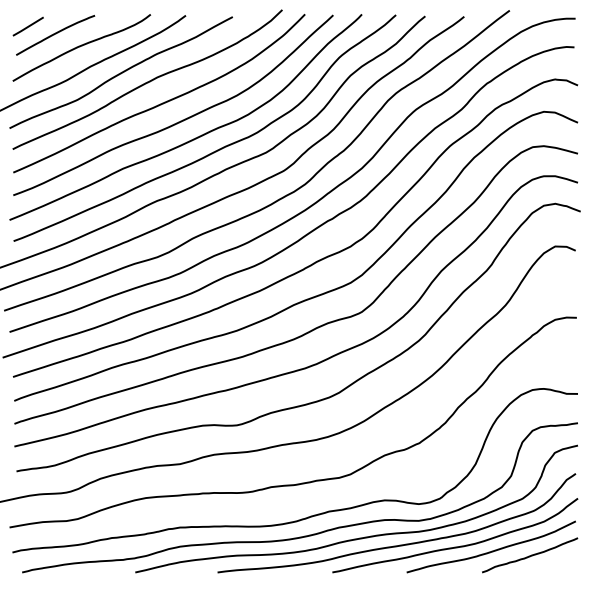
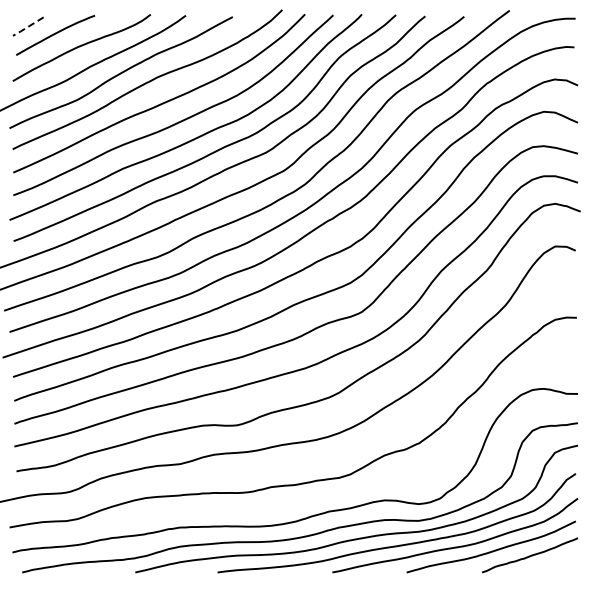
line: solid -> dashed (27, 27)
